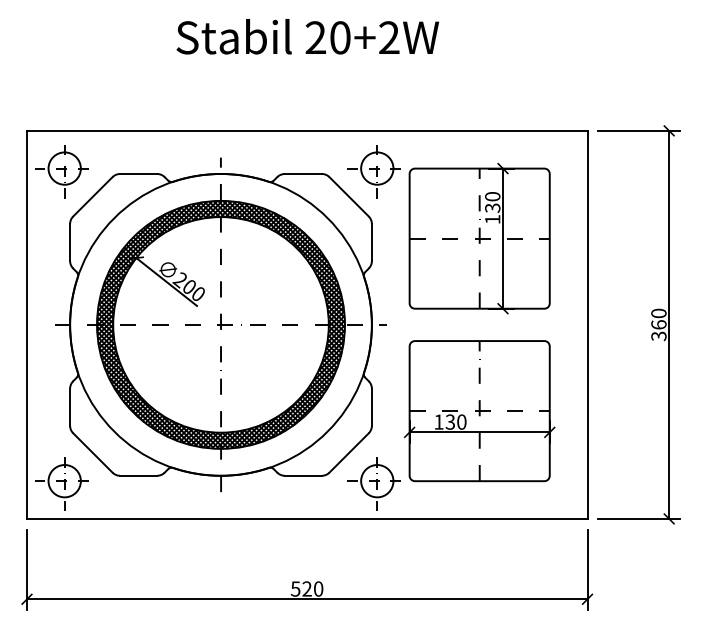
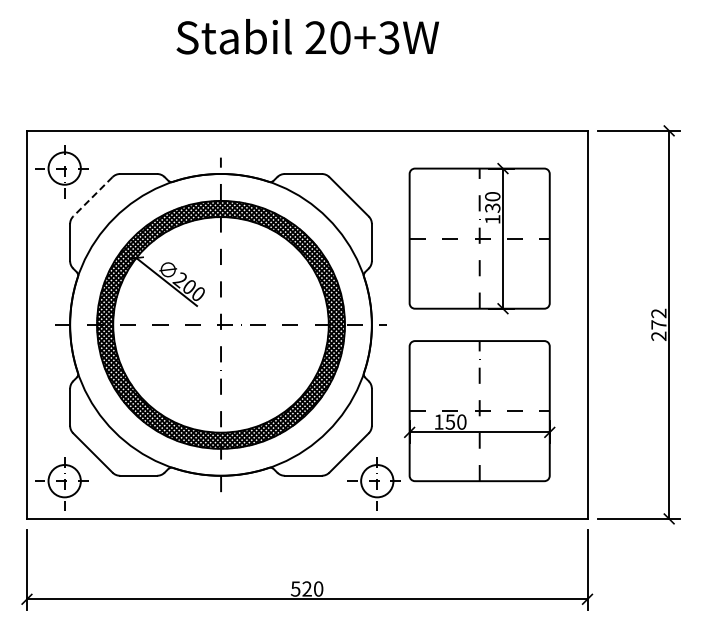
text: 20+2W -> 20+3W (388, 37)
part: present -> none (373, 171)
line: solid -> dashed (92, 196)
text: 360 -> 272 (658, 324)
text: 130 -> 150 (450, 421)
